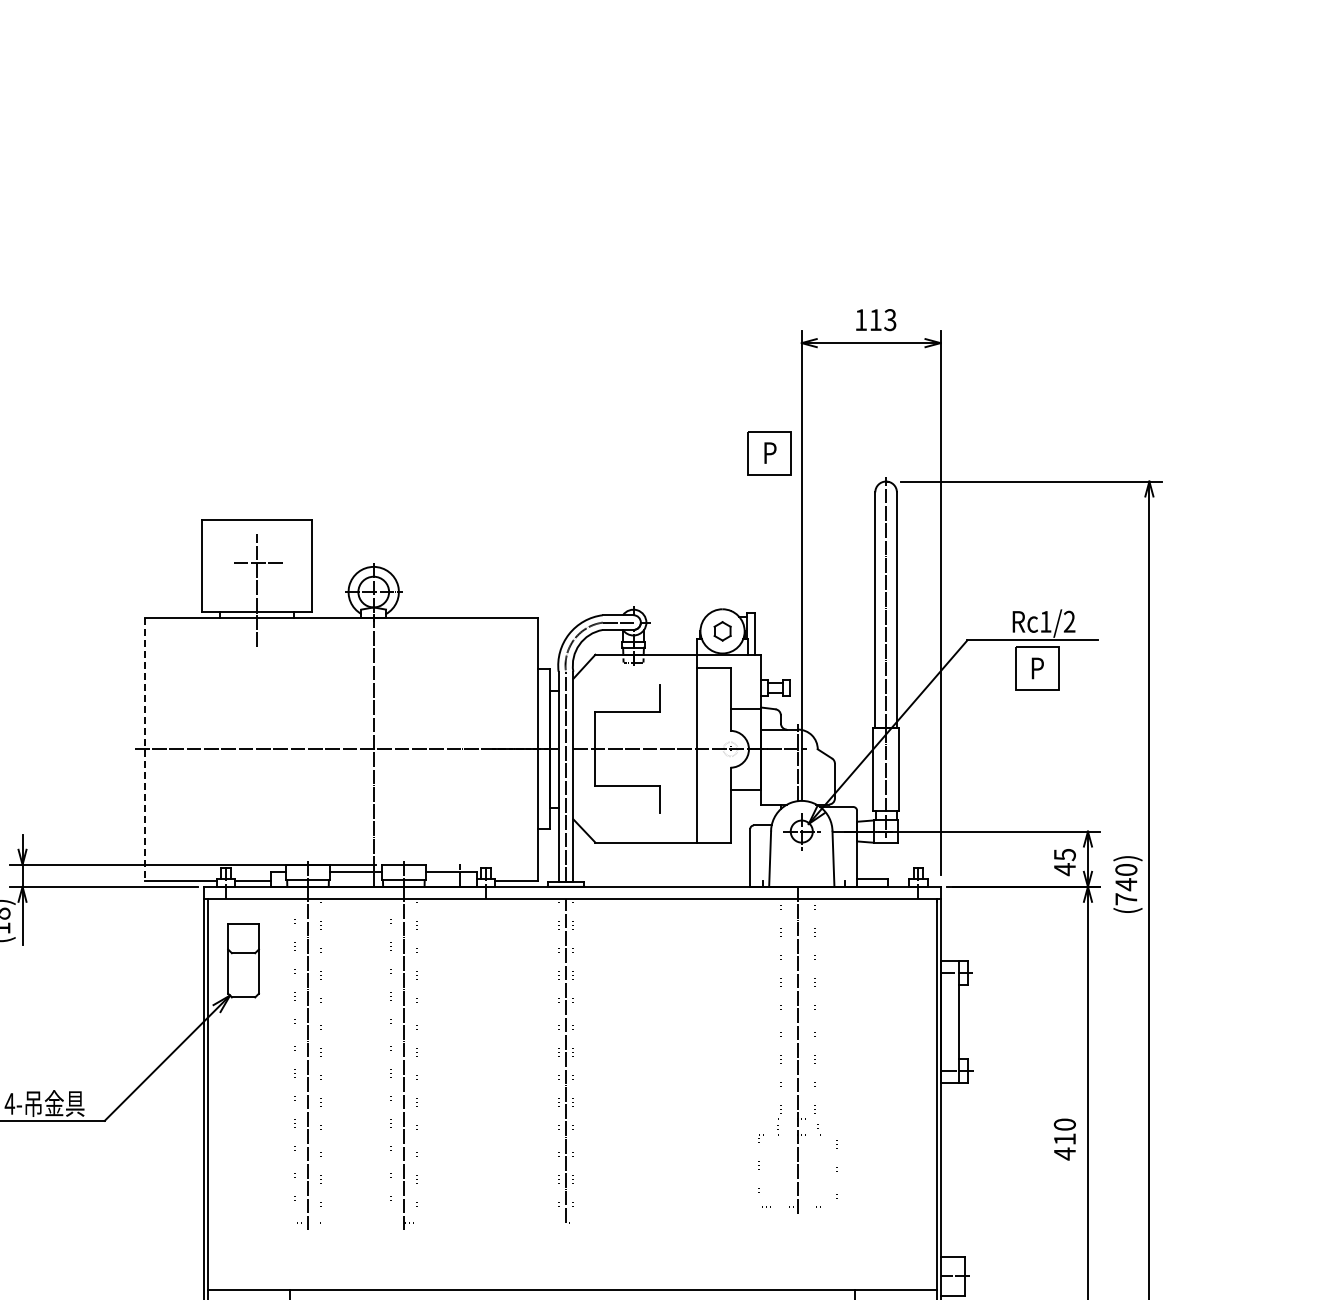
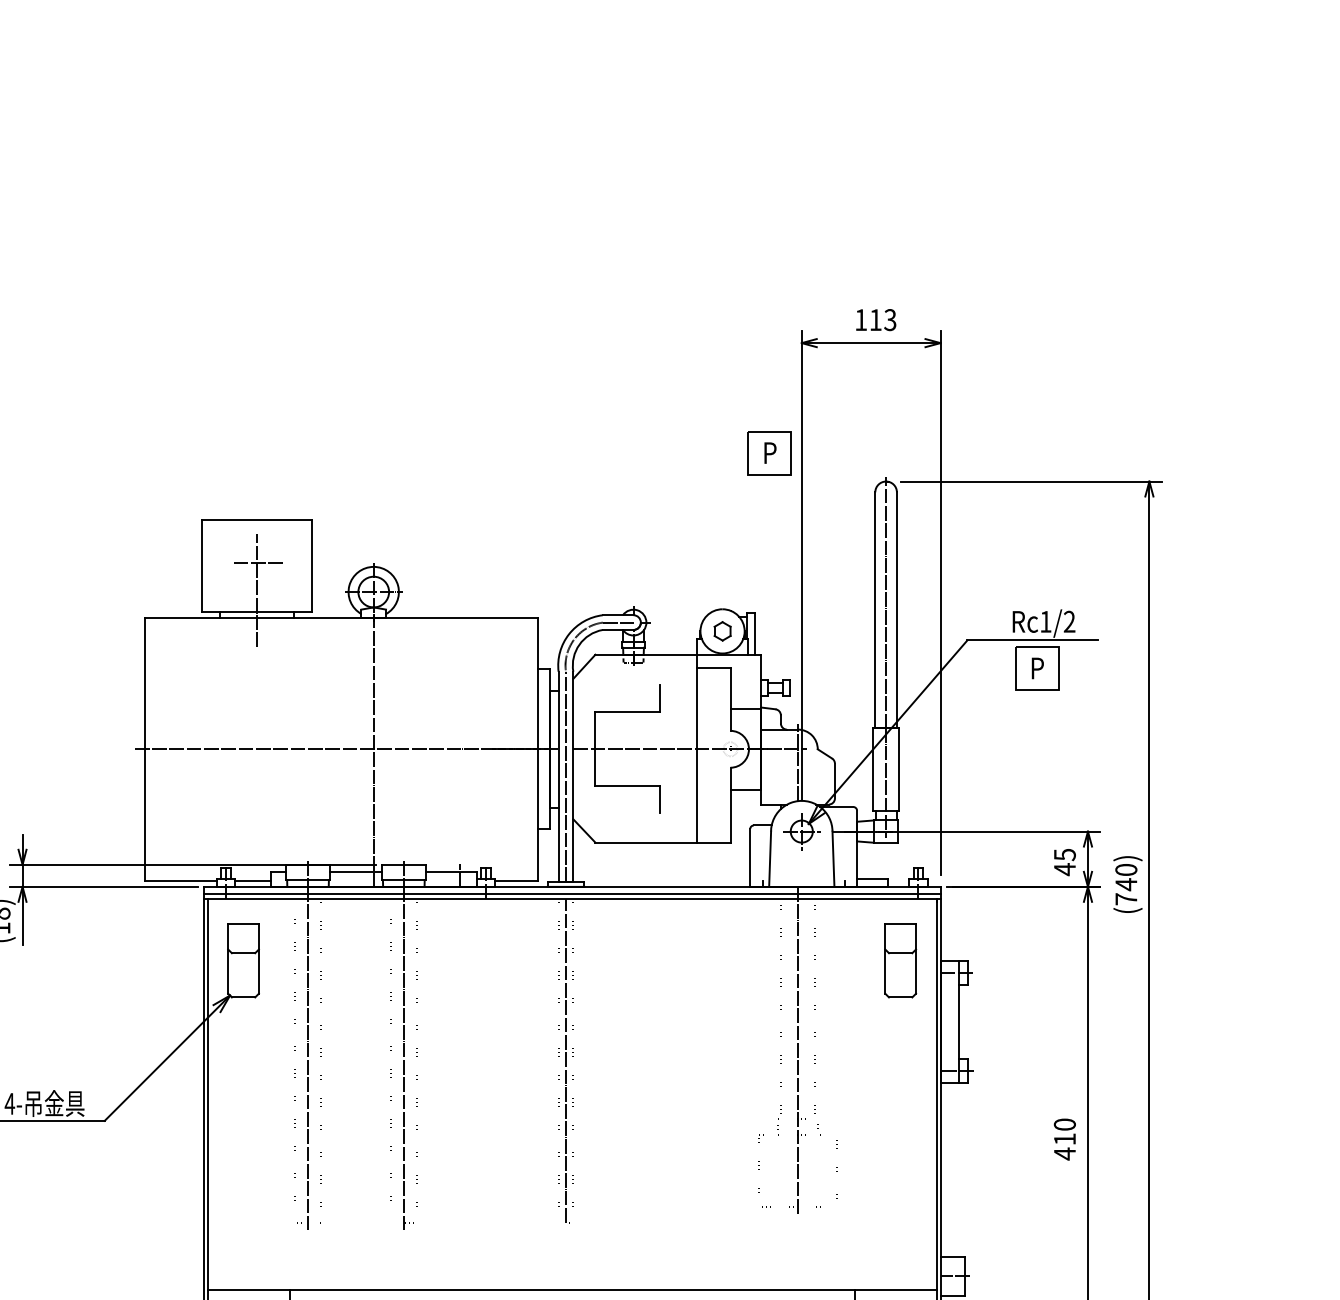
line: dashed -> solid (145, 749)
line: none -> present (571, 894)
part: none -> present (900, 960)
